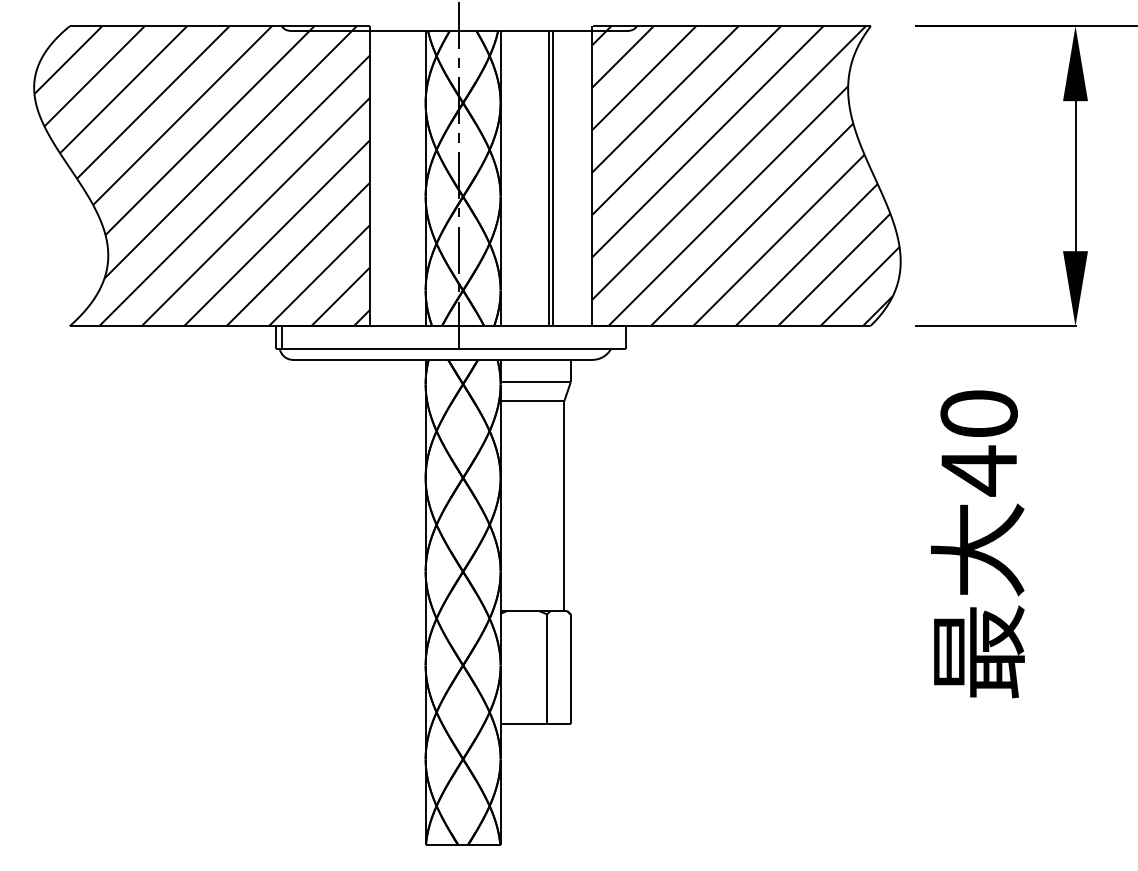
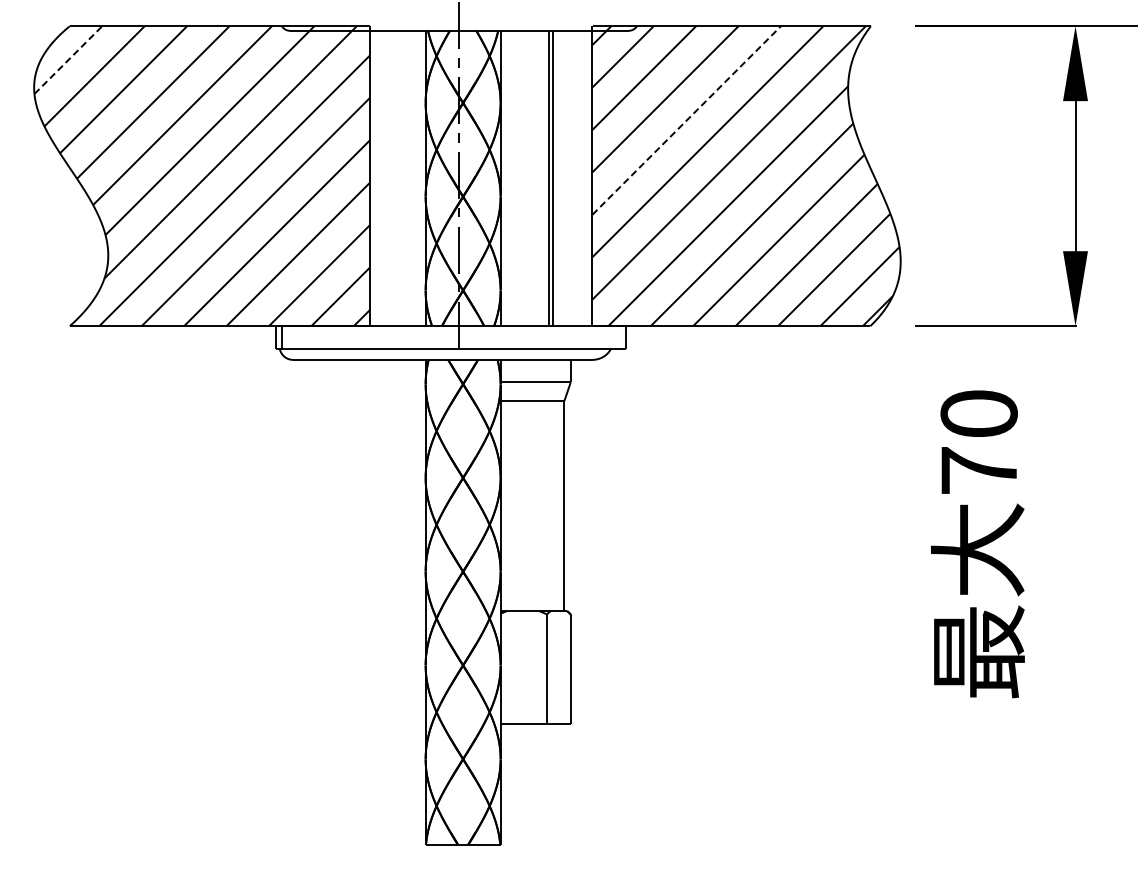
line: solid -> dashed (68, 60)
line: solid -> dashed (687, 120)
text: 40 -> 70 (978, 470)
